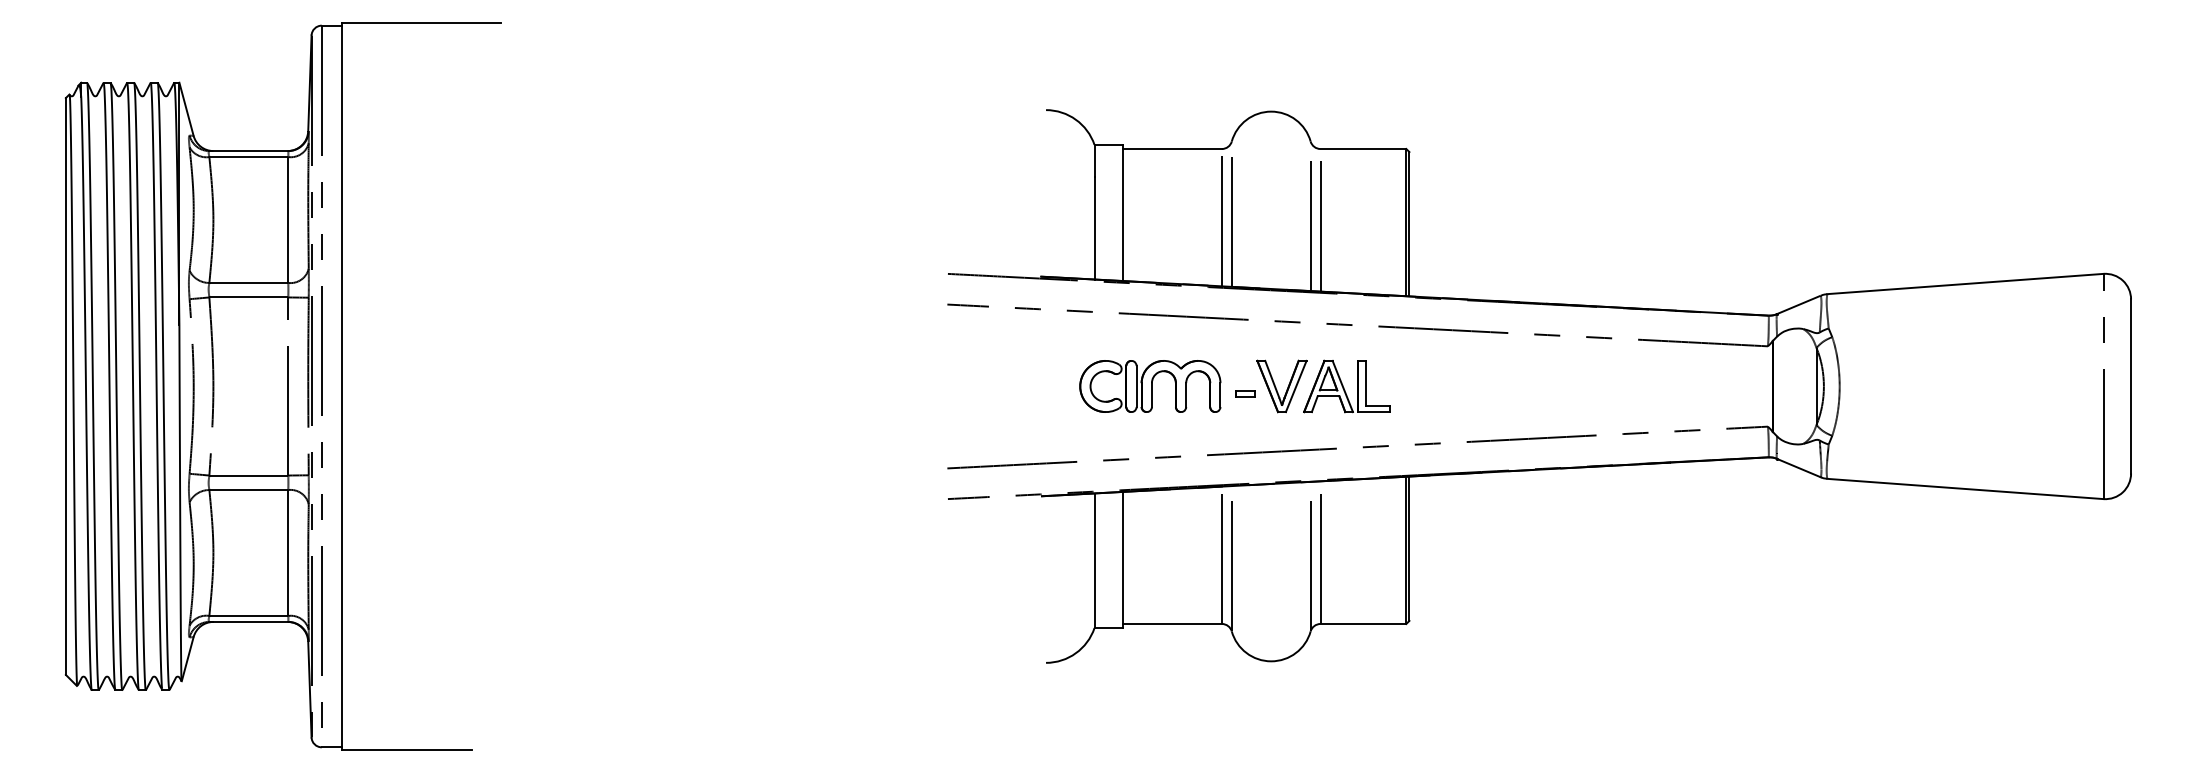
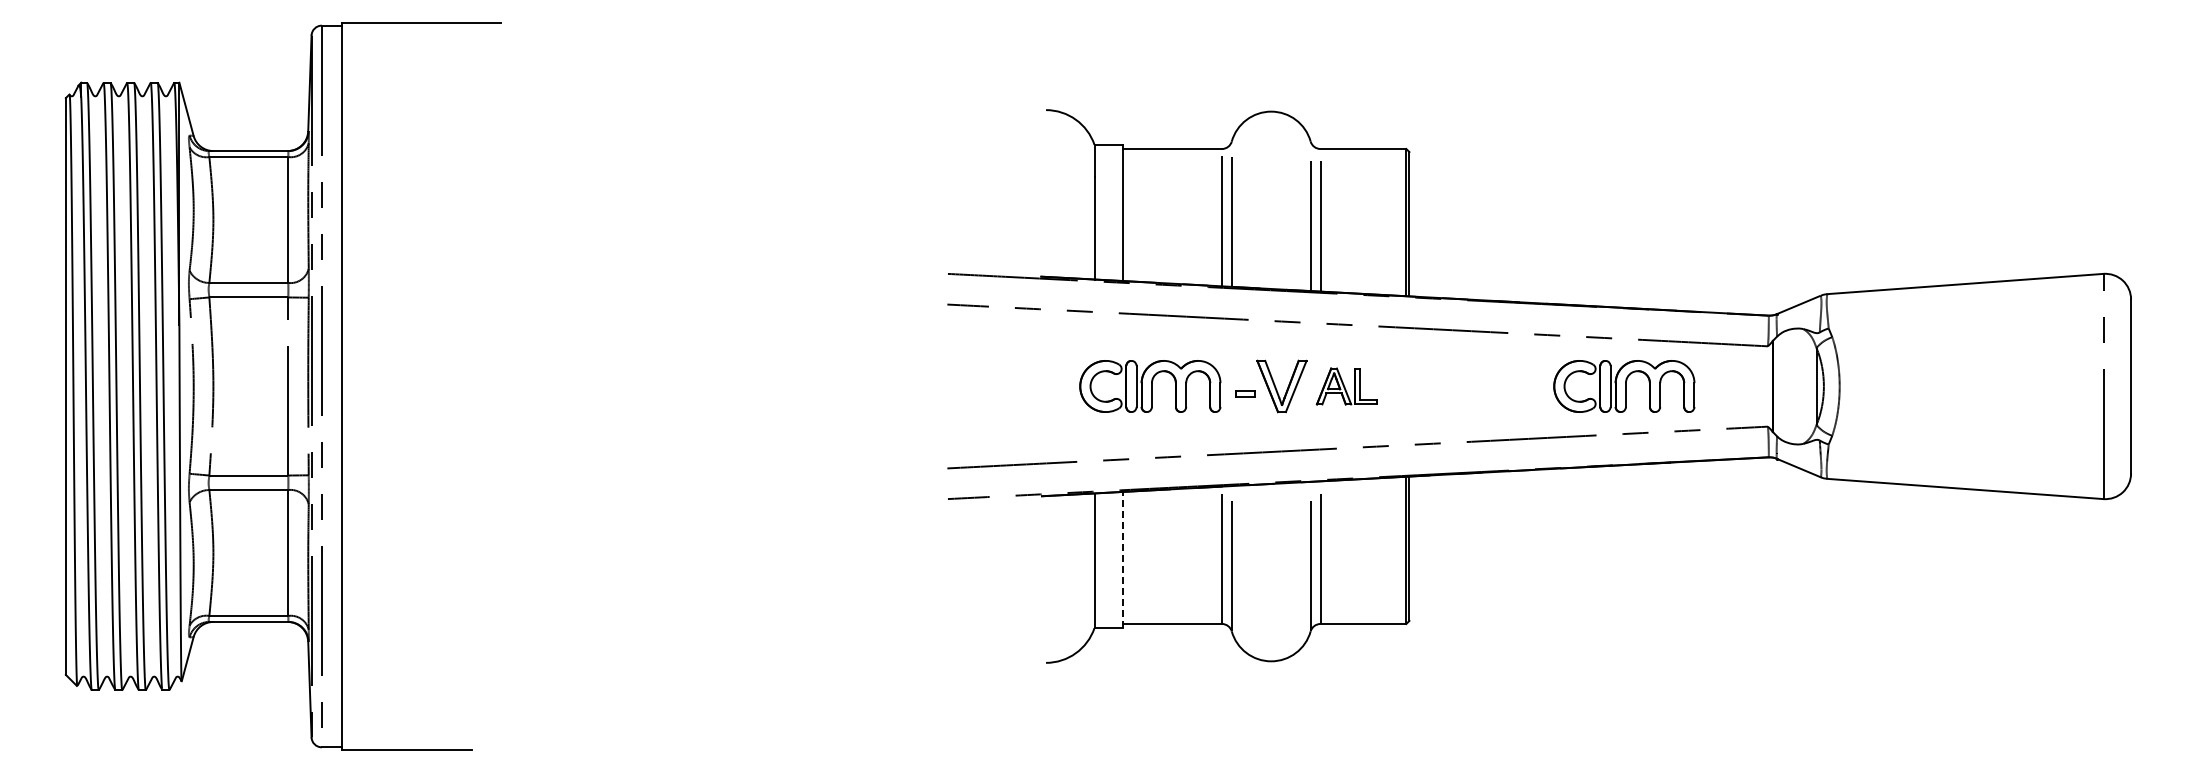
part size: 88x55 px -> 63x39 px (1346, 386)
part: none -> present (1624, 386)
line: solid -> dashed (1122, 560)
